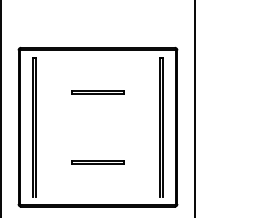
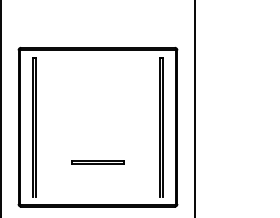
line: present -> none (97, 91)
